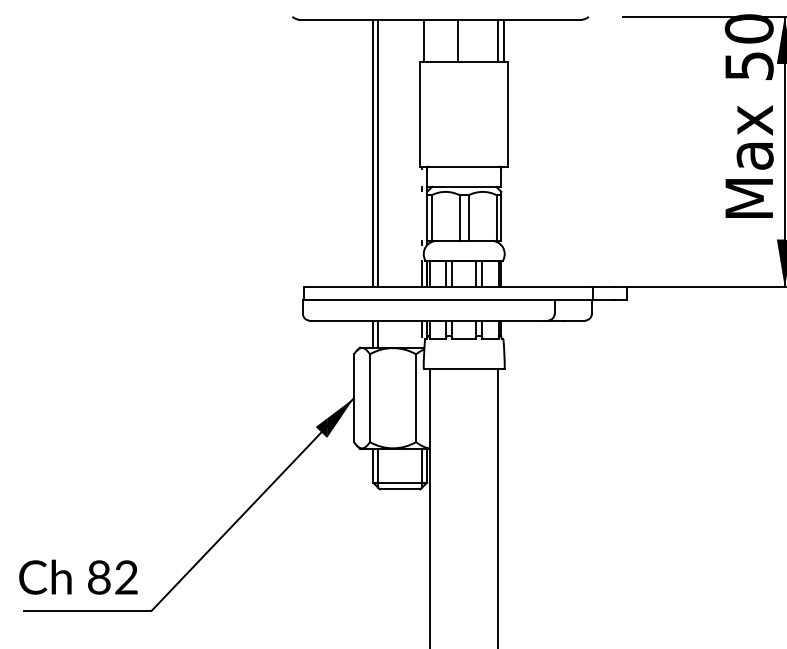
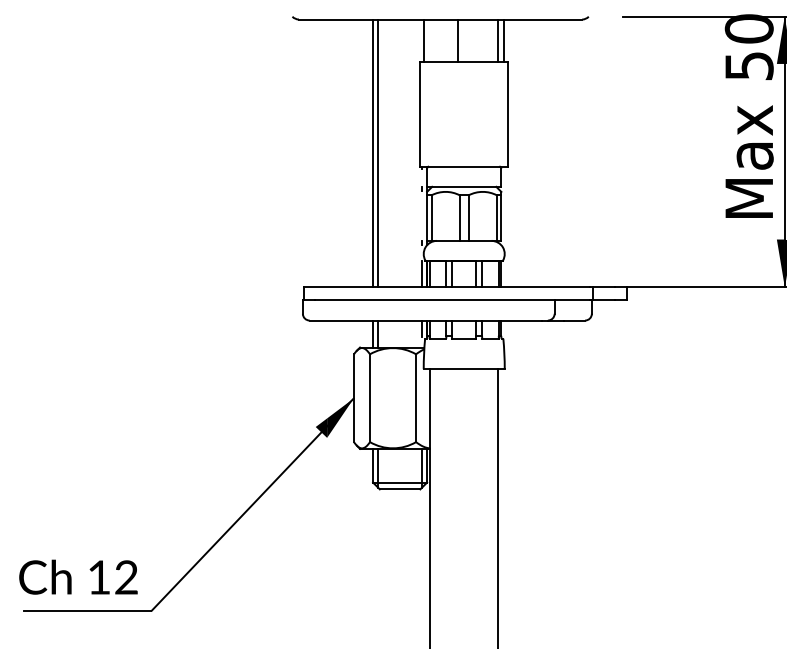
text: 82 -> 12 (99, 577)
